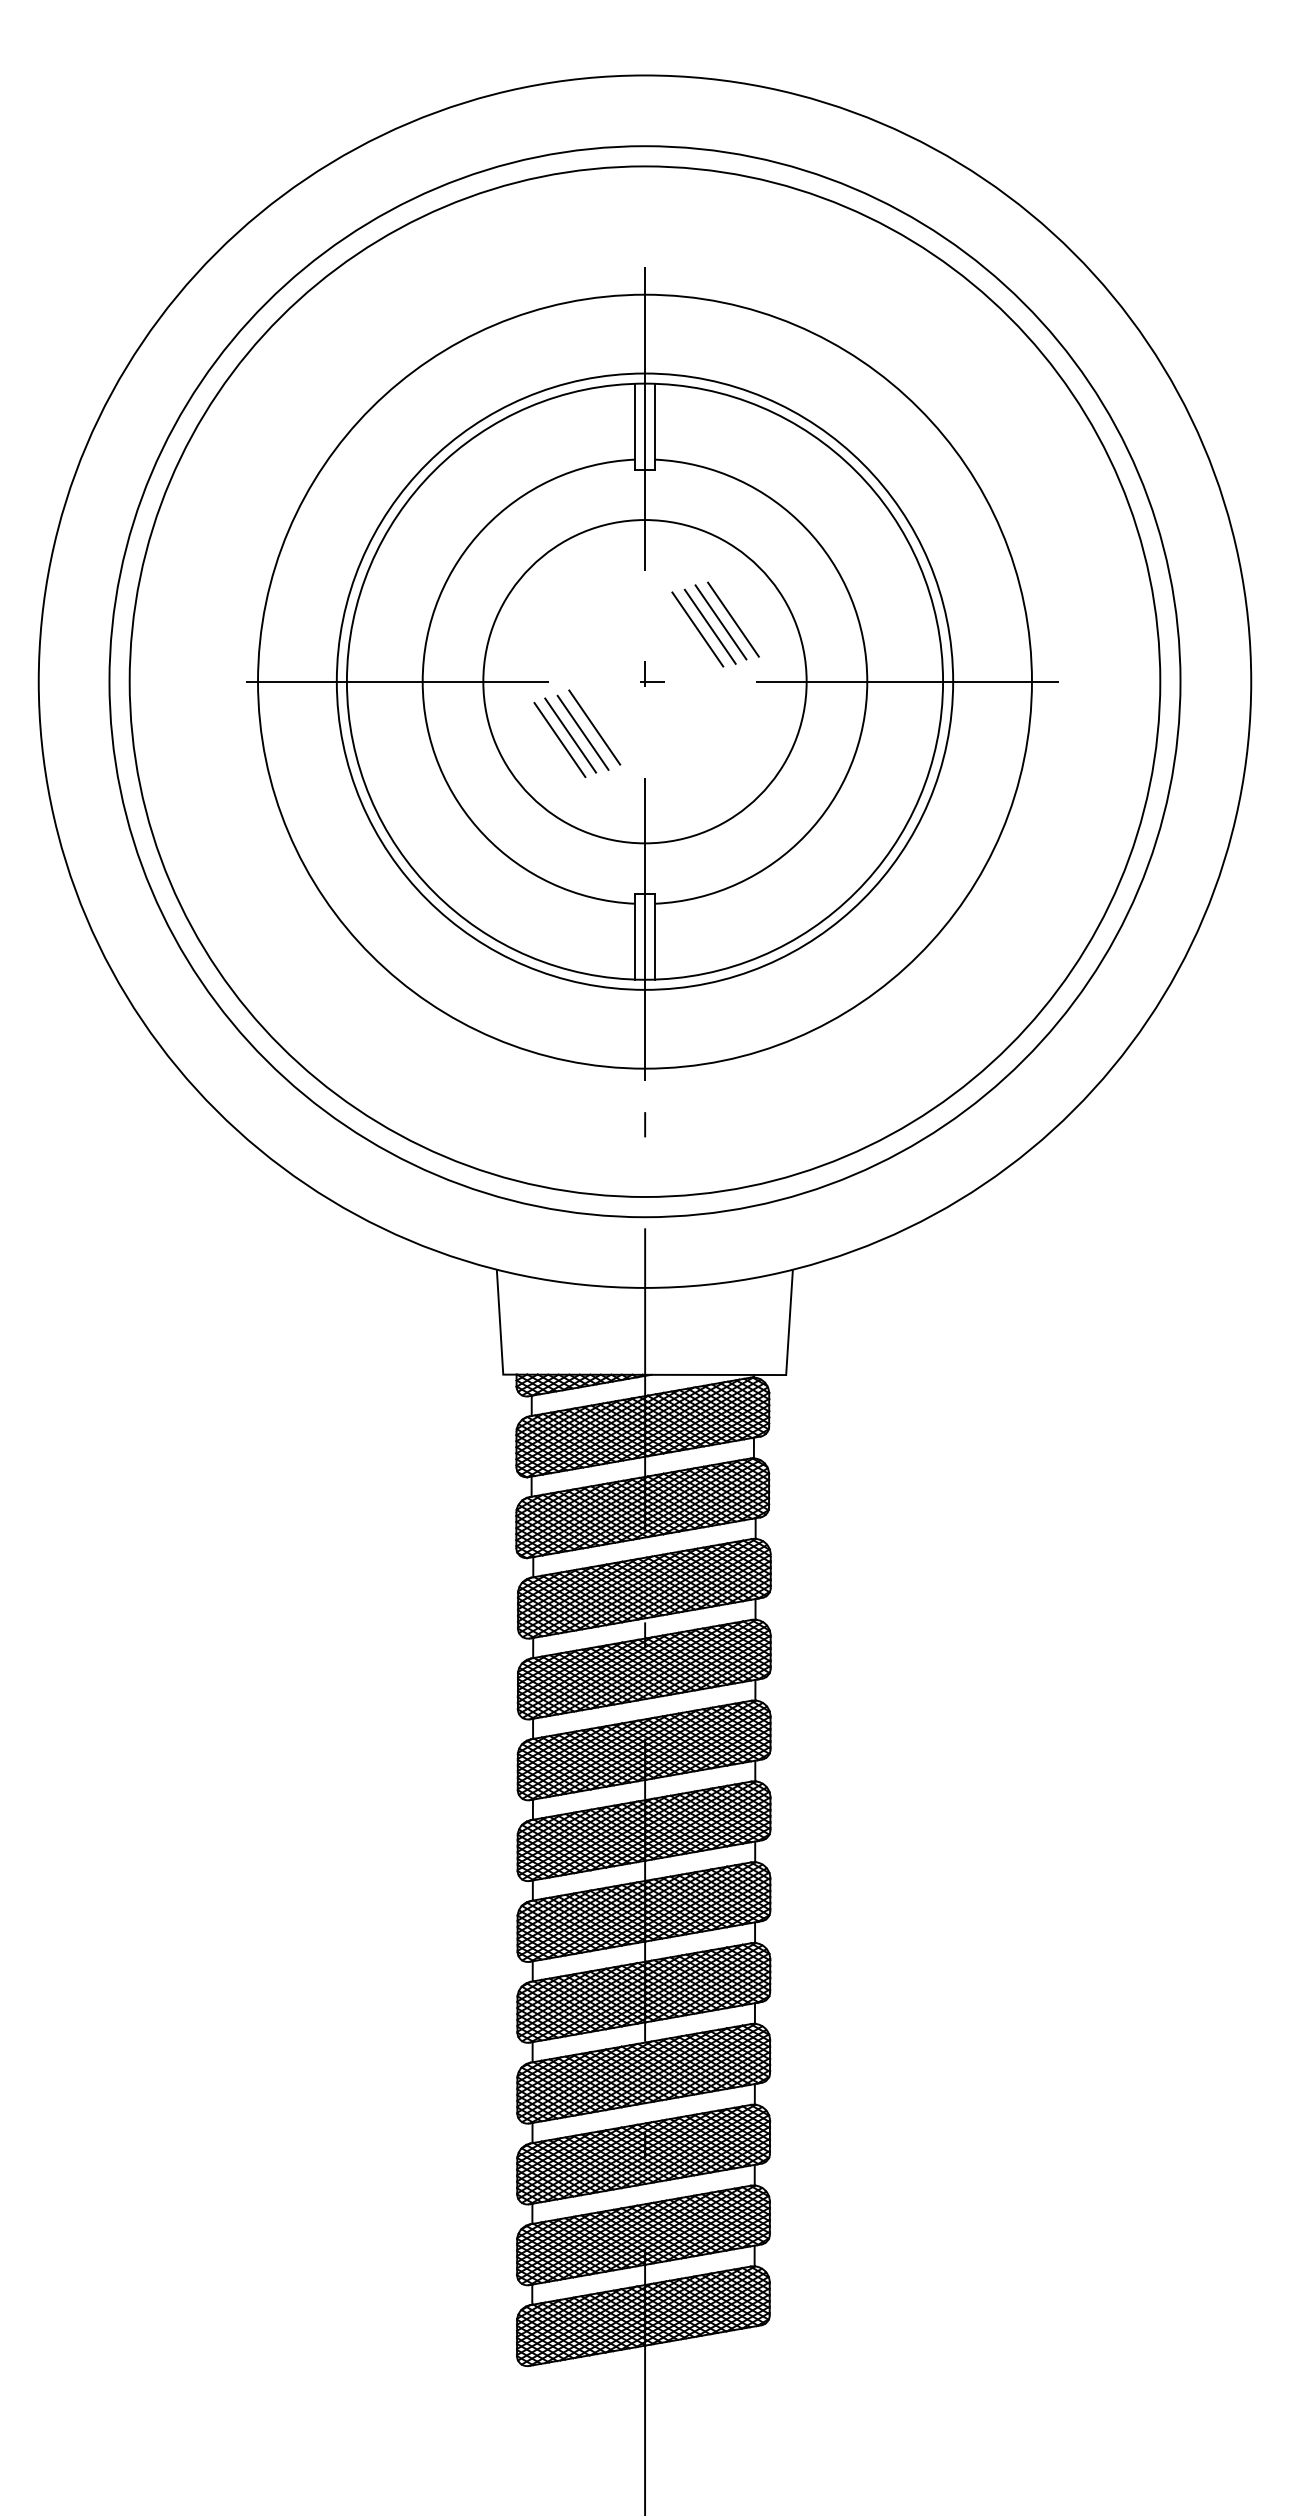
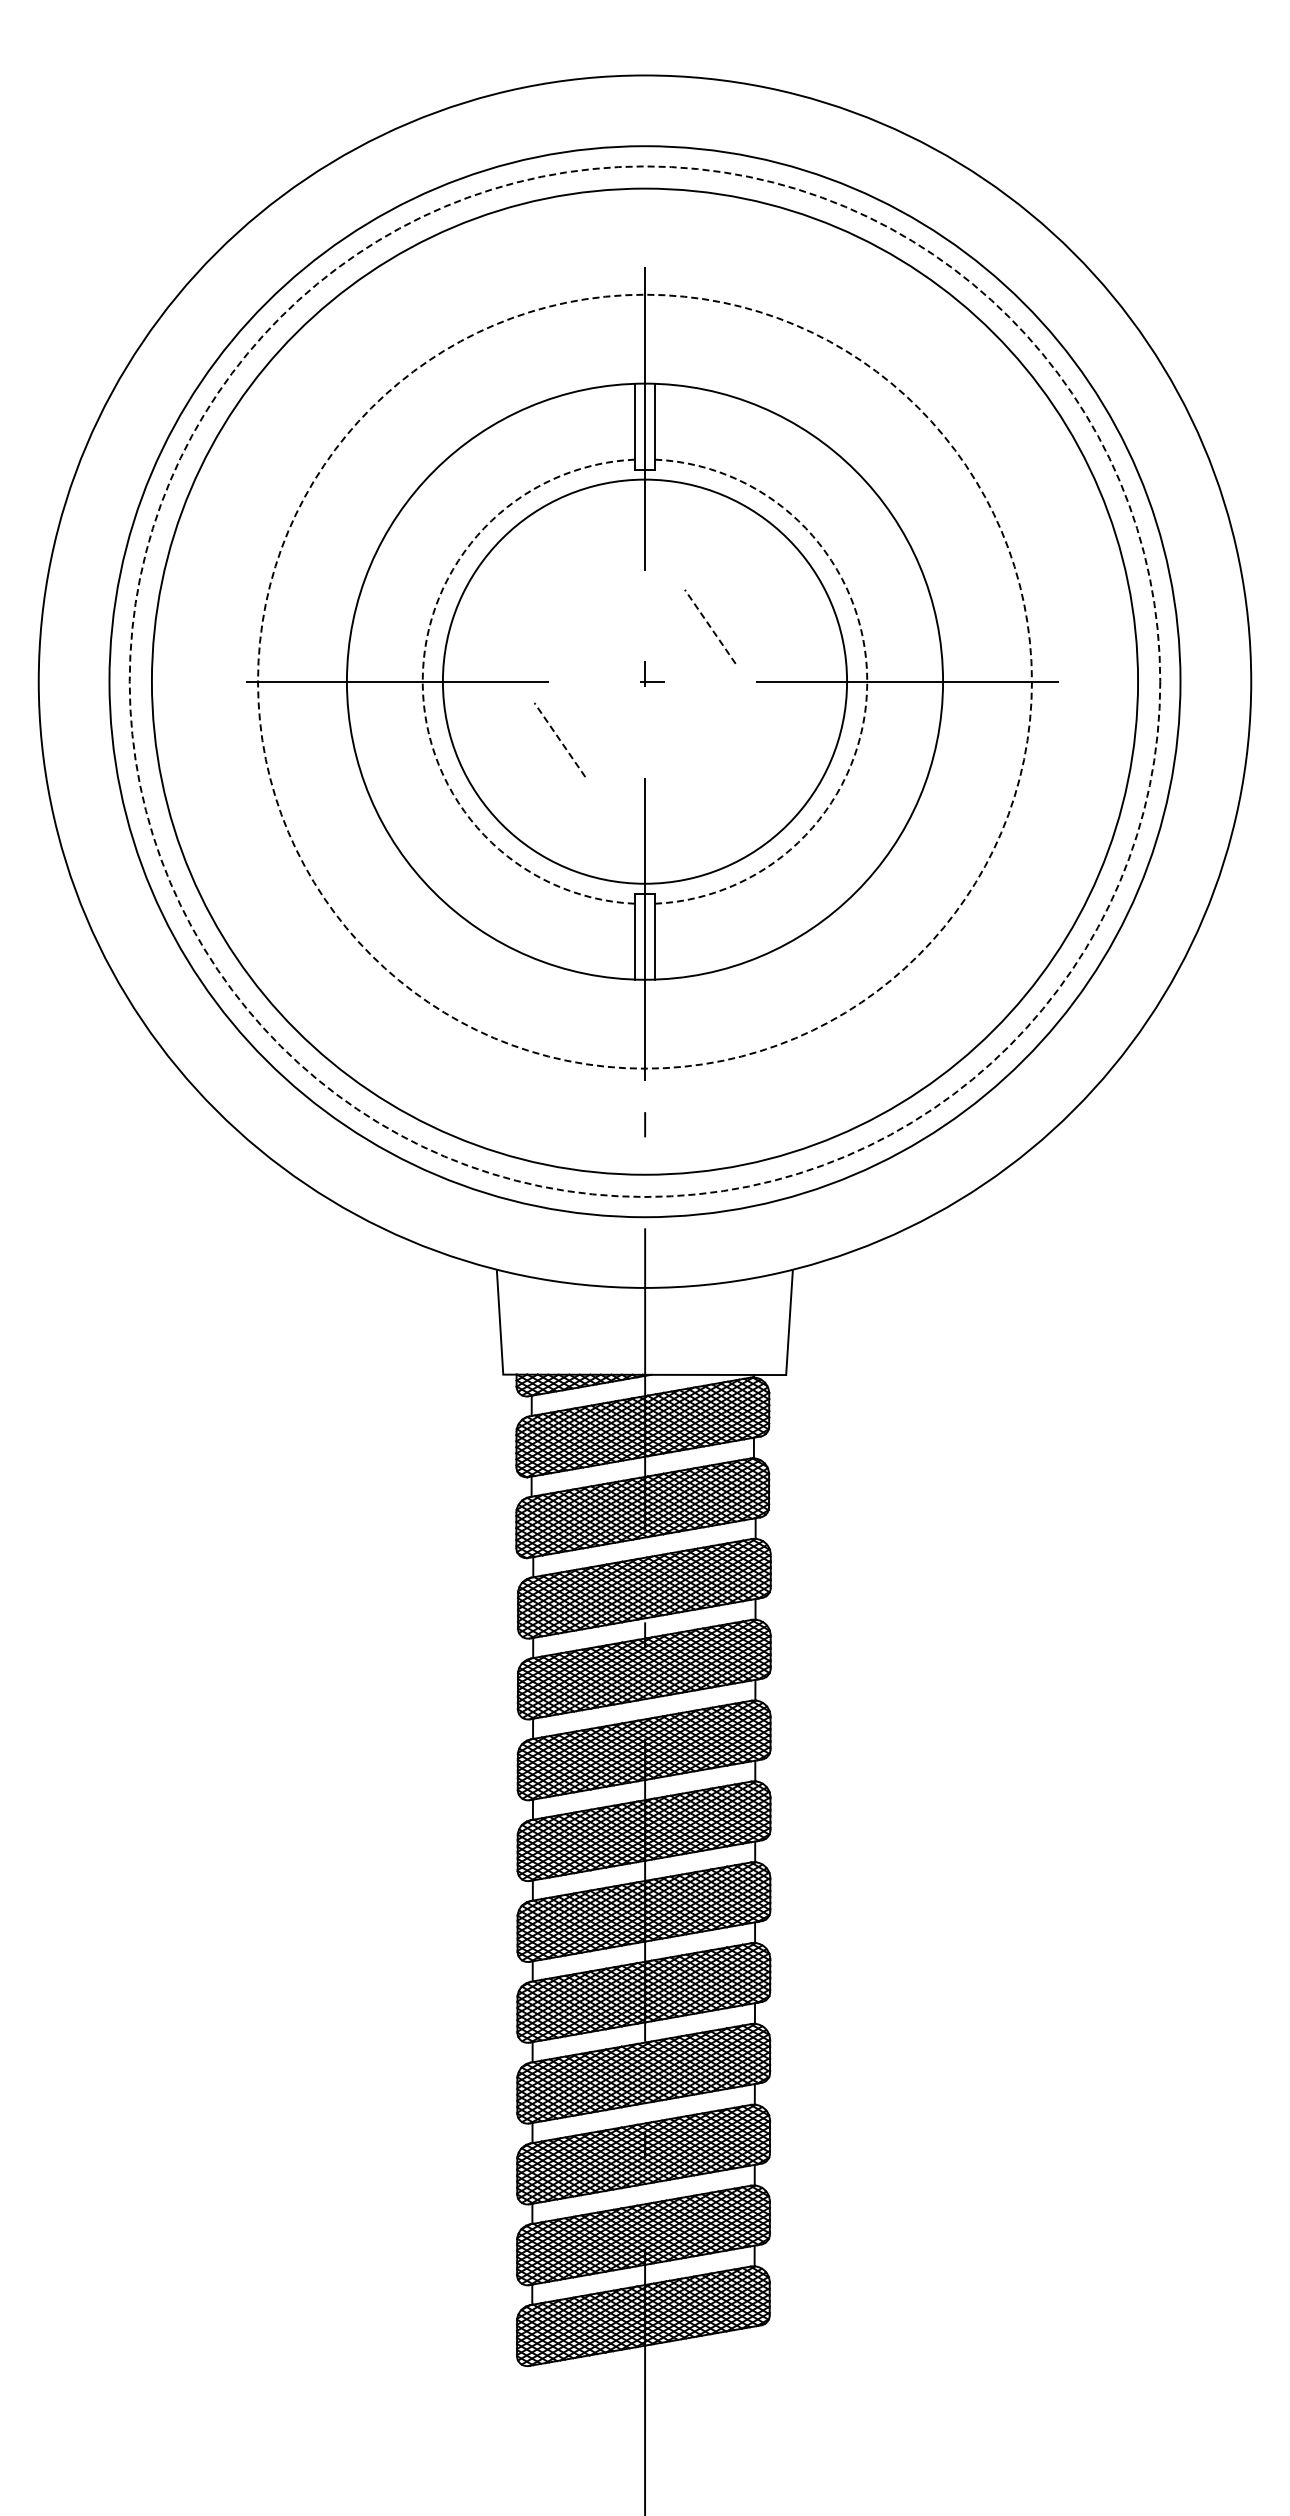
line: present -> none (733, 619)
line: present -> none (720, 622)
line: solid -> dashed (710, 626)
line: present -> none (697, 629)
arc: solid -> dashed (422, 681)
circle diameter: 323 px -> 404 px (644, 681)
circle diameter: 616 px -> 986 px (644, 681)
circle: solid -> dashed (644, 681)
circle: solid -> dashed (644, 681)
arc: solid -> dashed (867, 681)
line: present -> none (594, 727)
line: present -> none (582, 732)
line: present -> none (570, 735)
line: solid -> dashed (559, 740)
